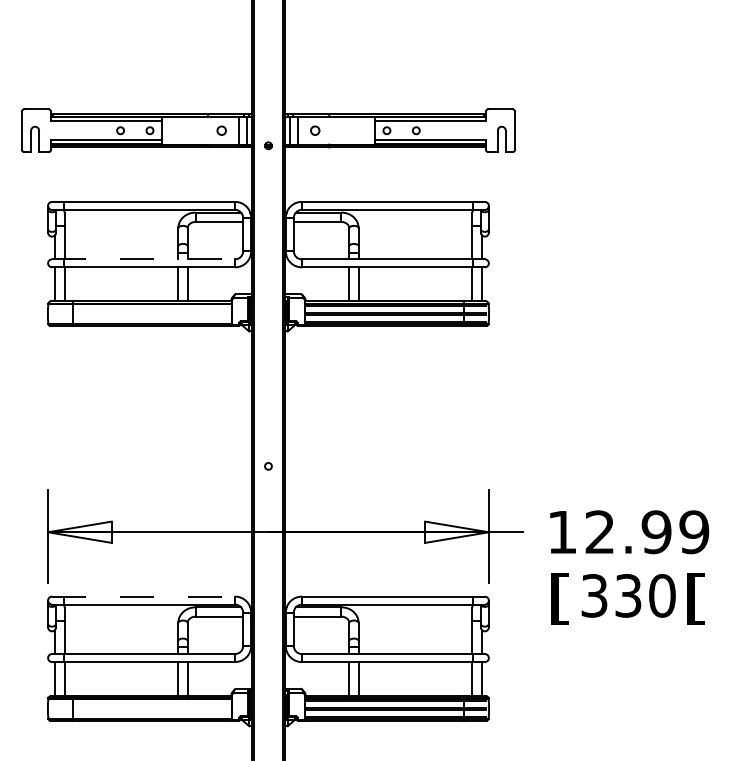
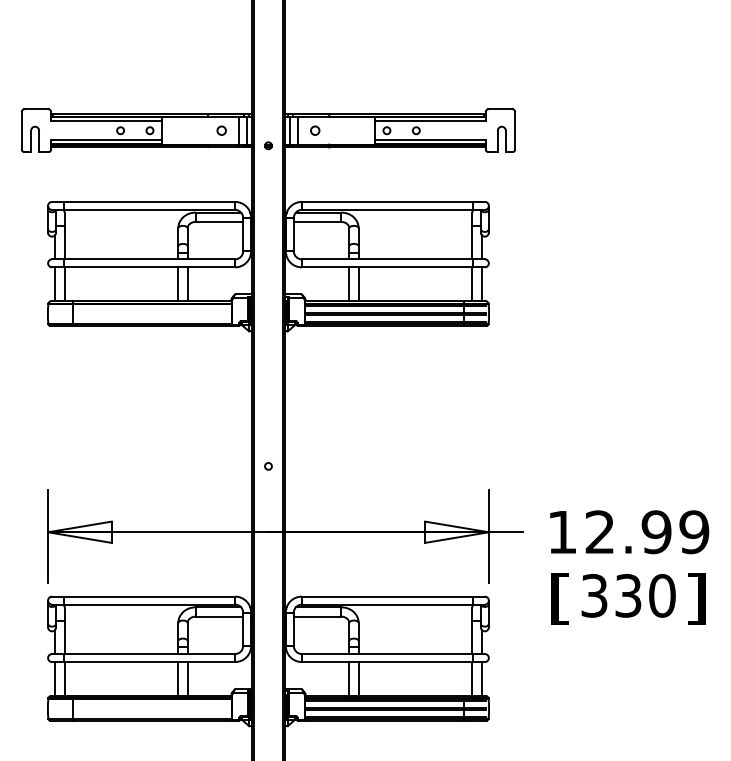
line: dashed -> solid (143, 259)
line: dashed -> solid (143, 596)
text: [ -> ] (696, 598)
